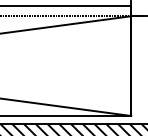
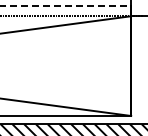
line: solid -> dashed (66, 6)
